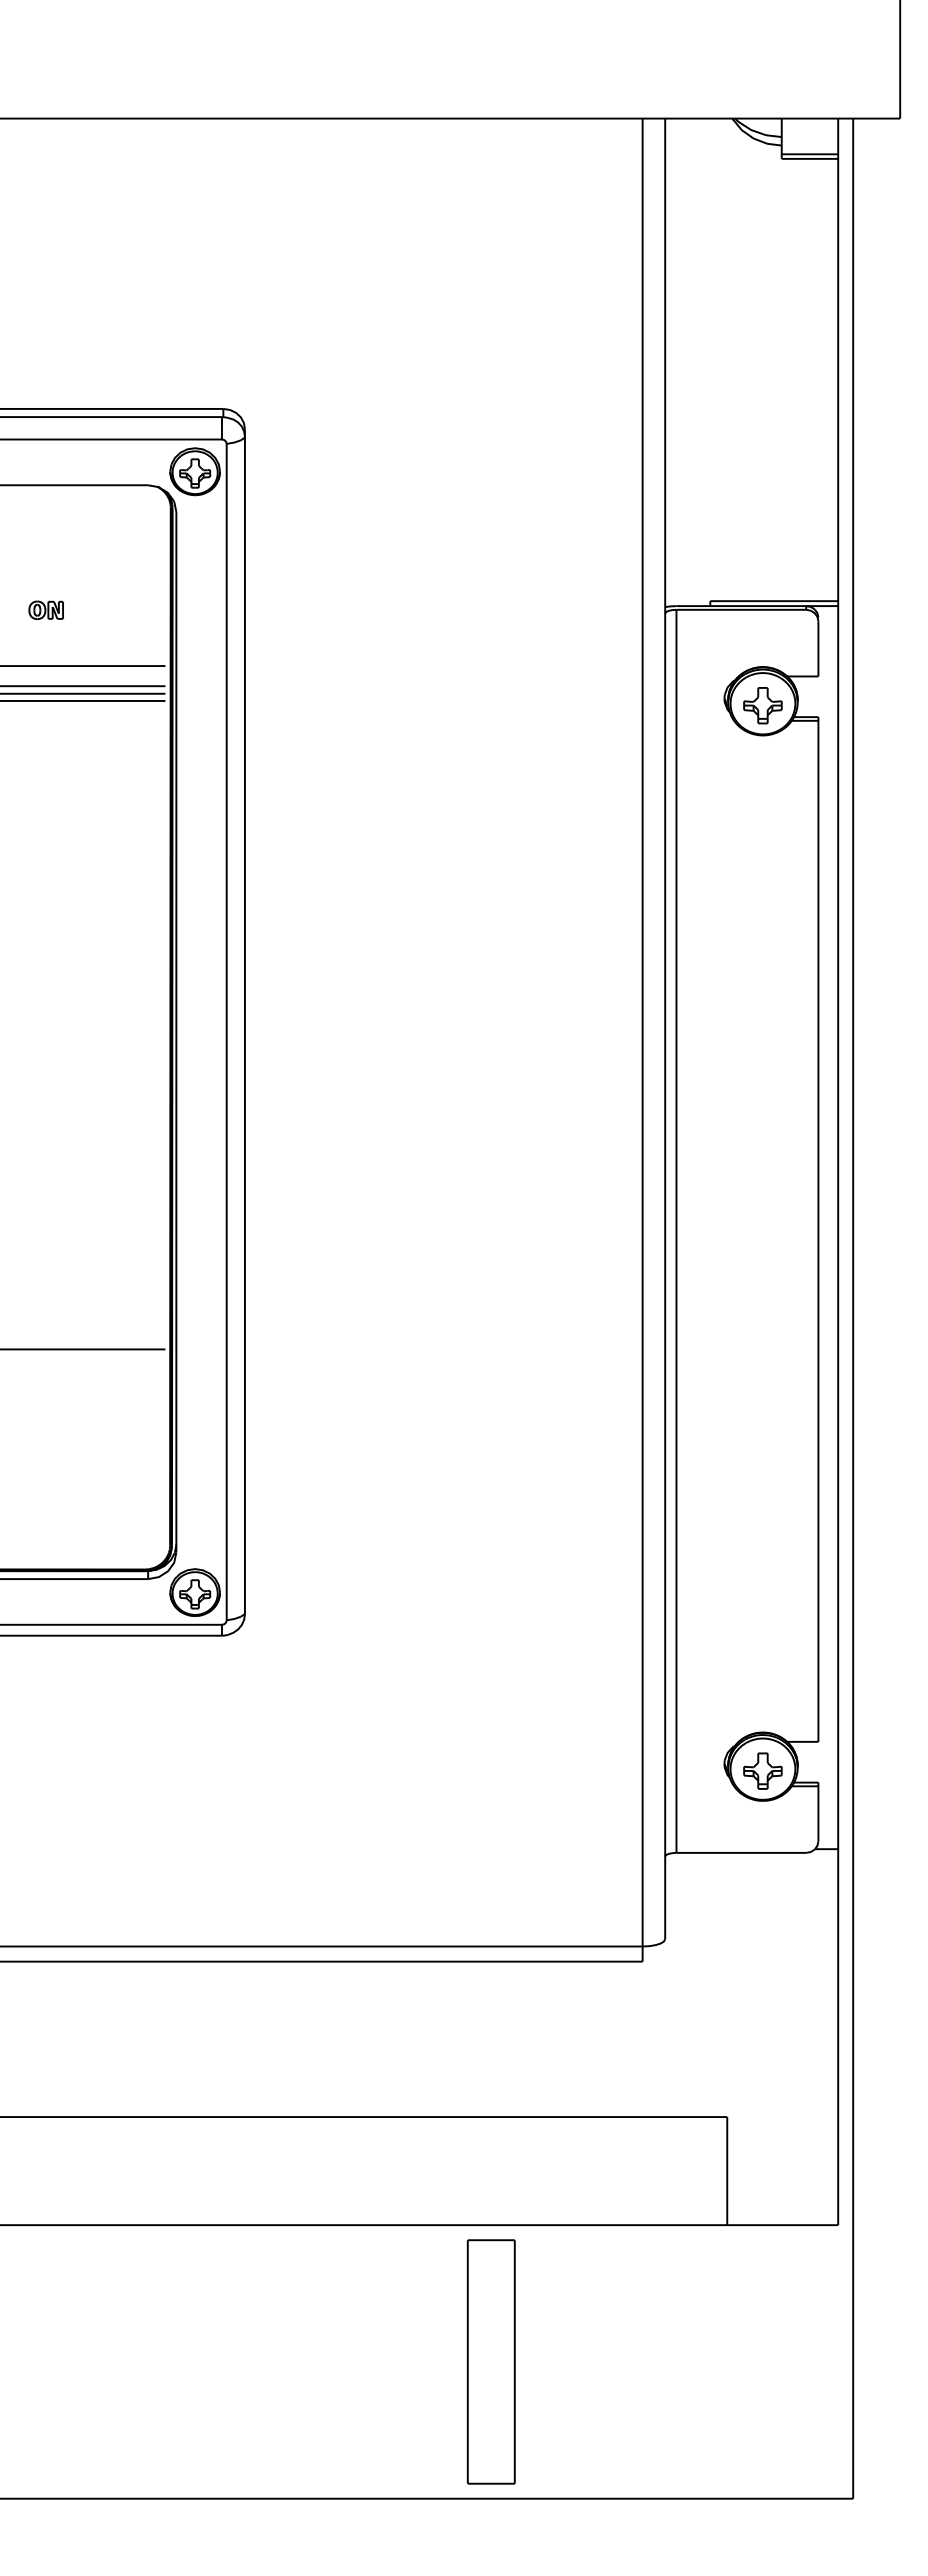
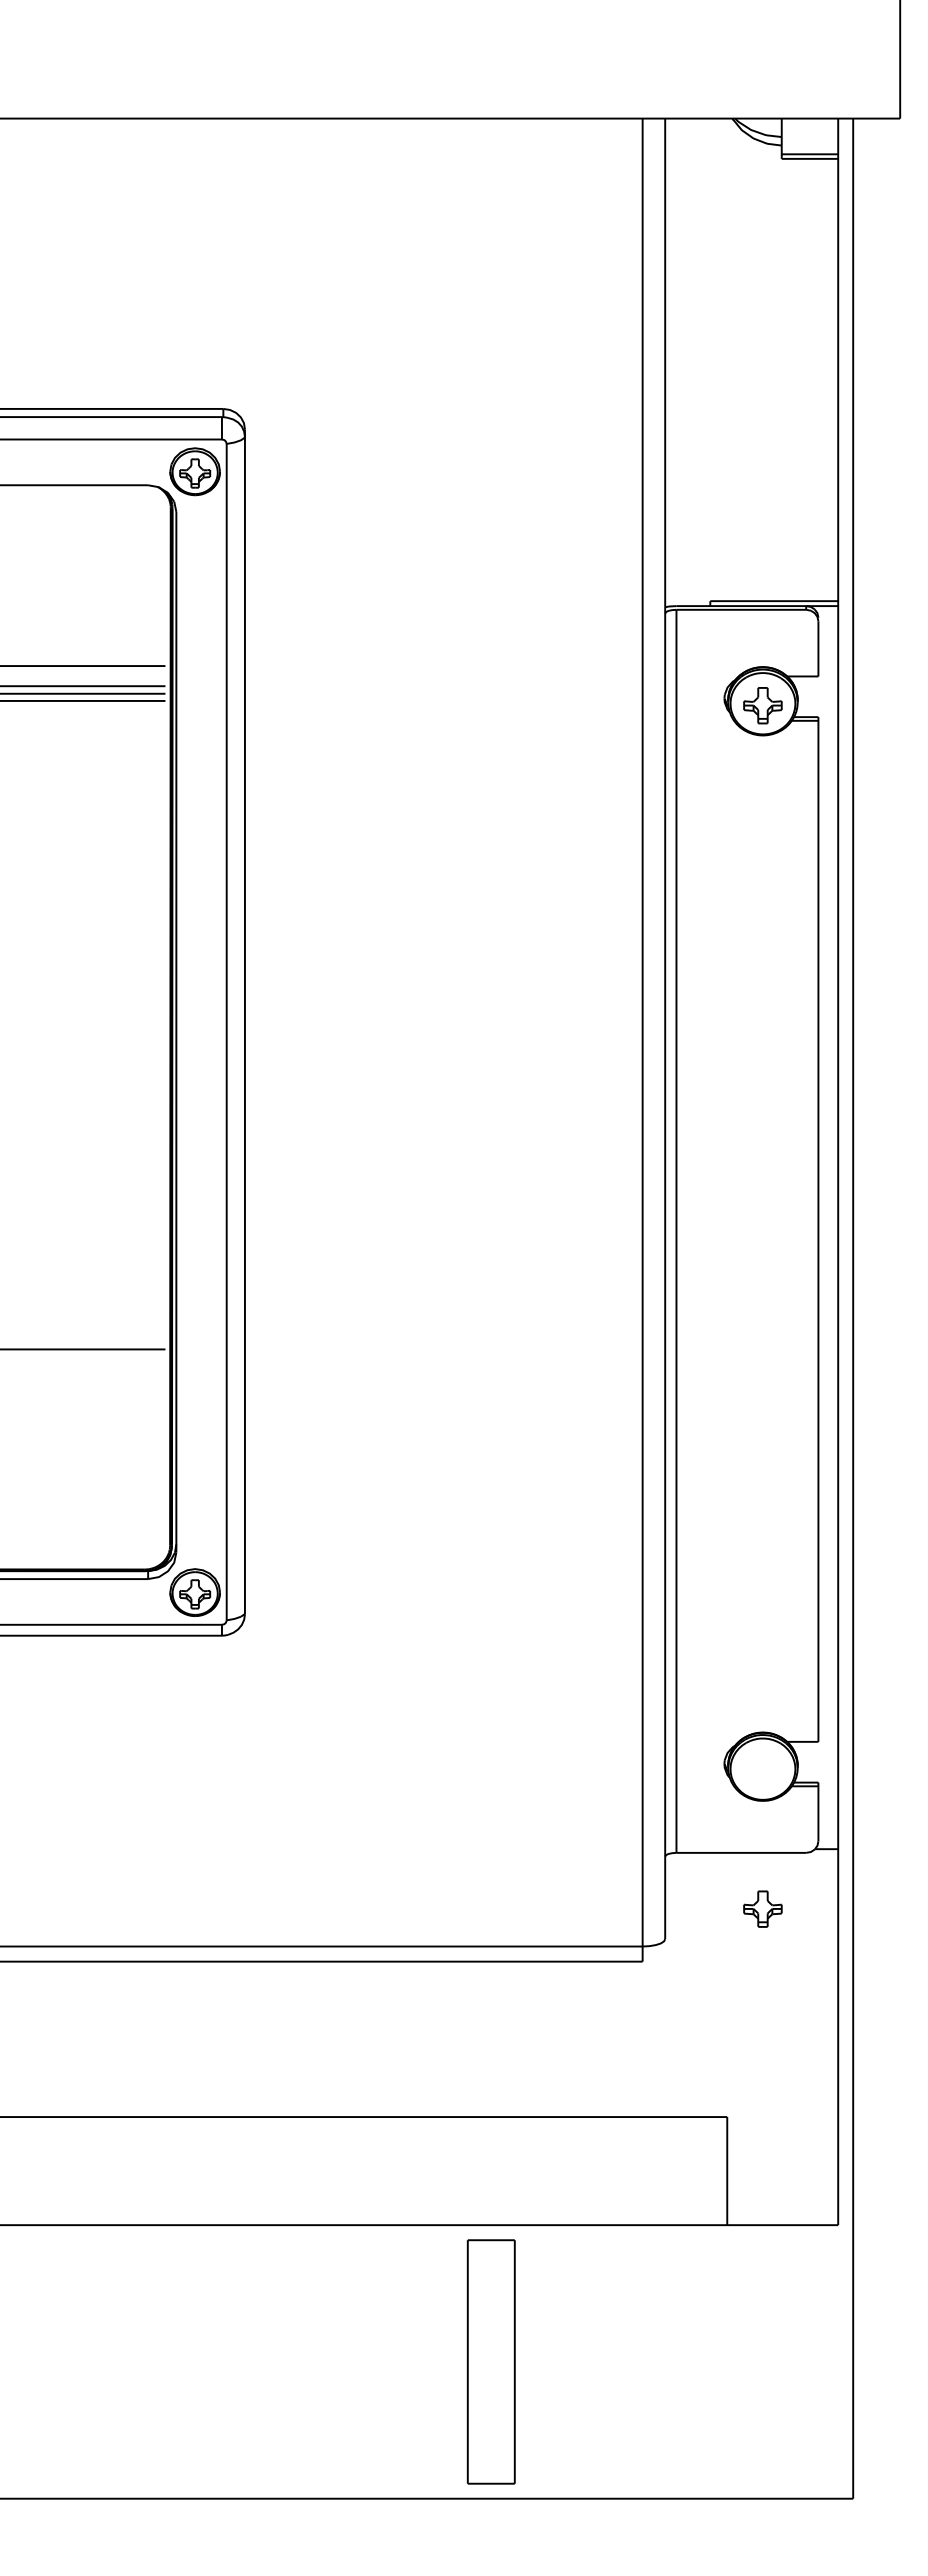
part: present -> none (45, 610)
part position: (762, 1770) -> (762, 1908) (762, 1908)
